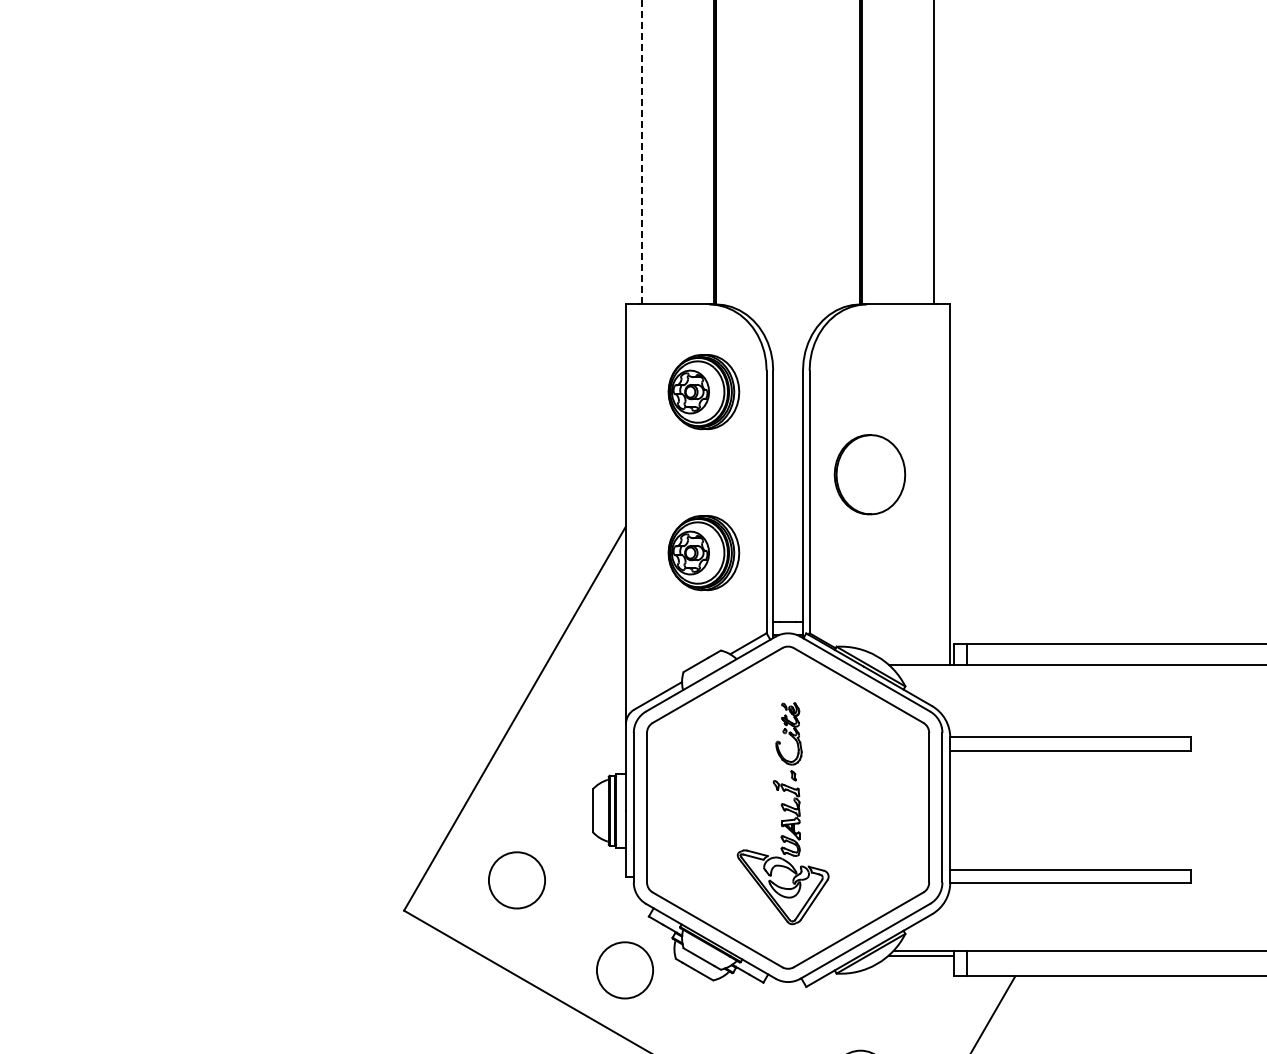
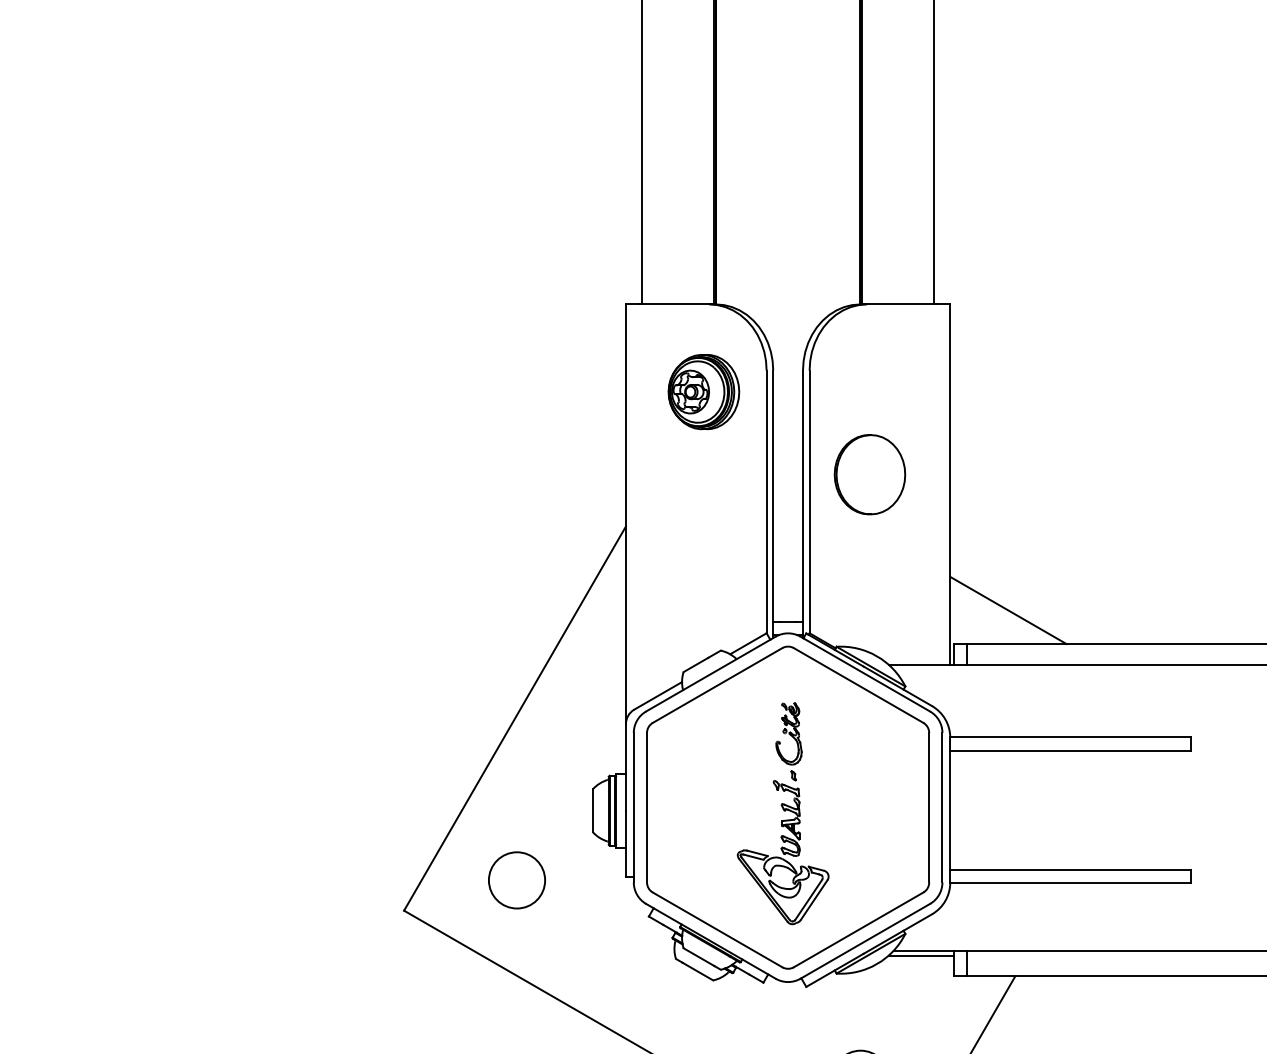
line: dashed -> solid (642, 151)
part: present -> none (703, 553)
line: none -> present (1008, 610)
circle: present -> none (624, 970)
